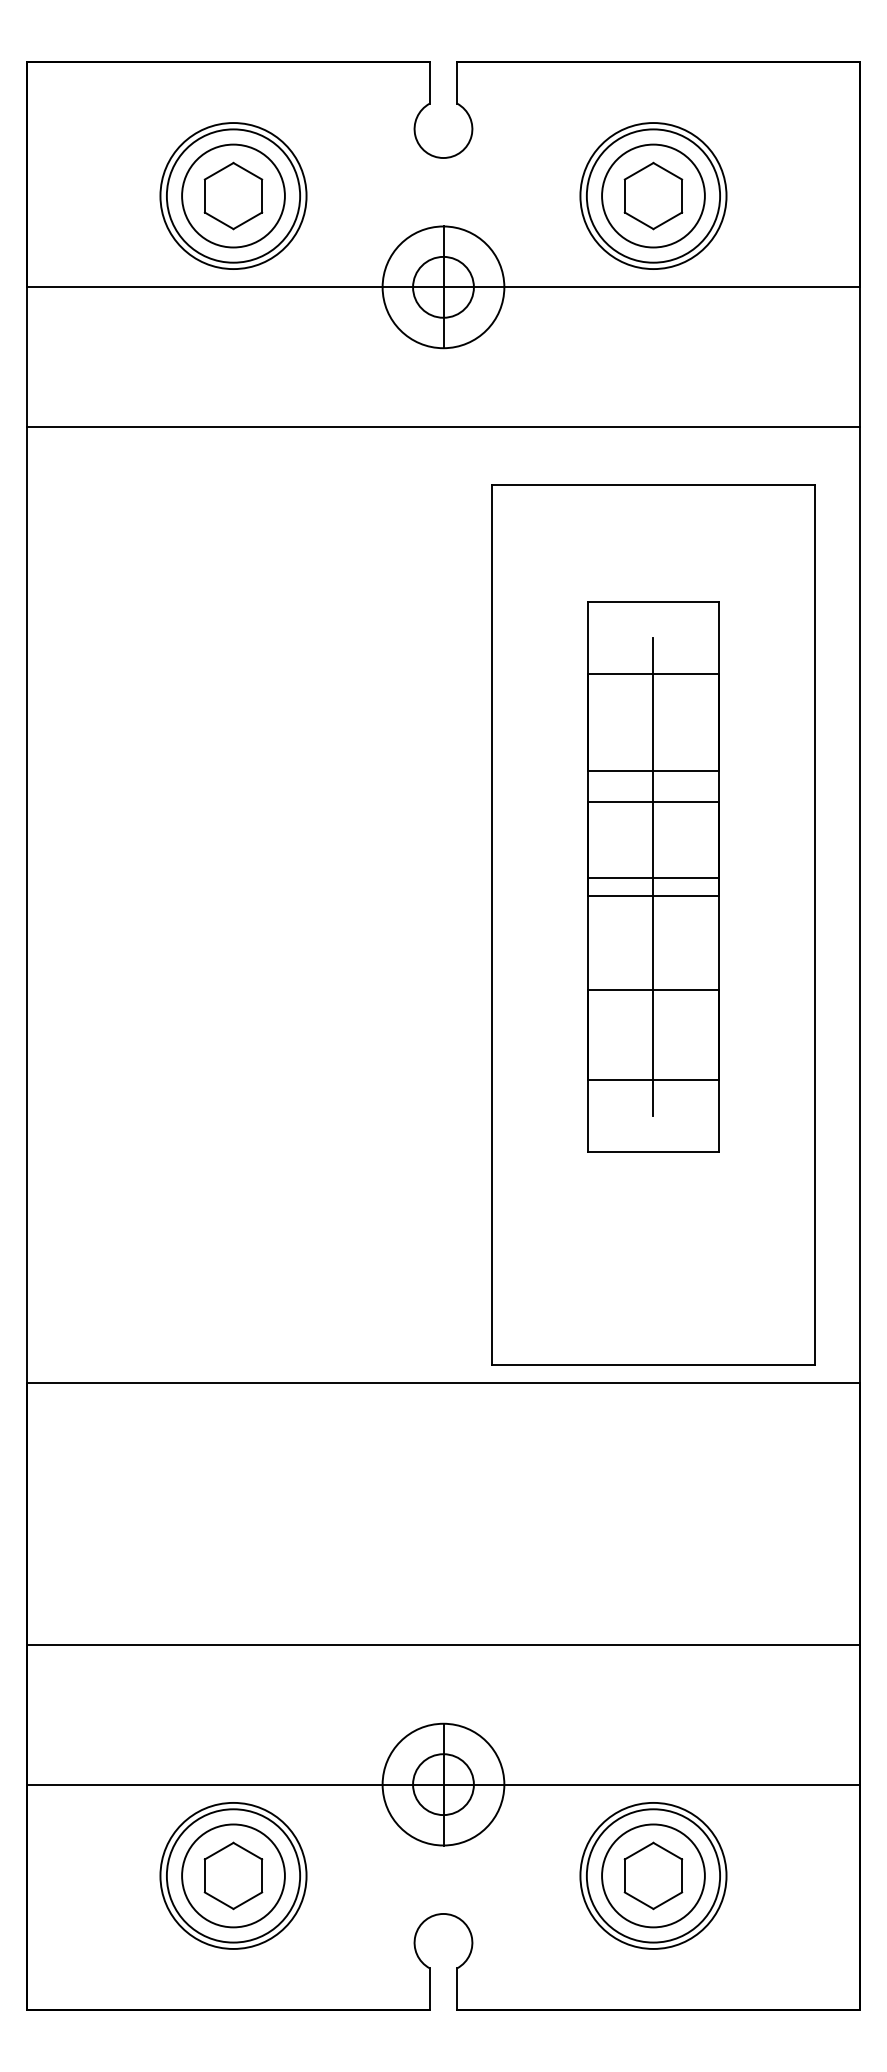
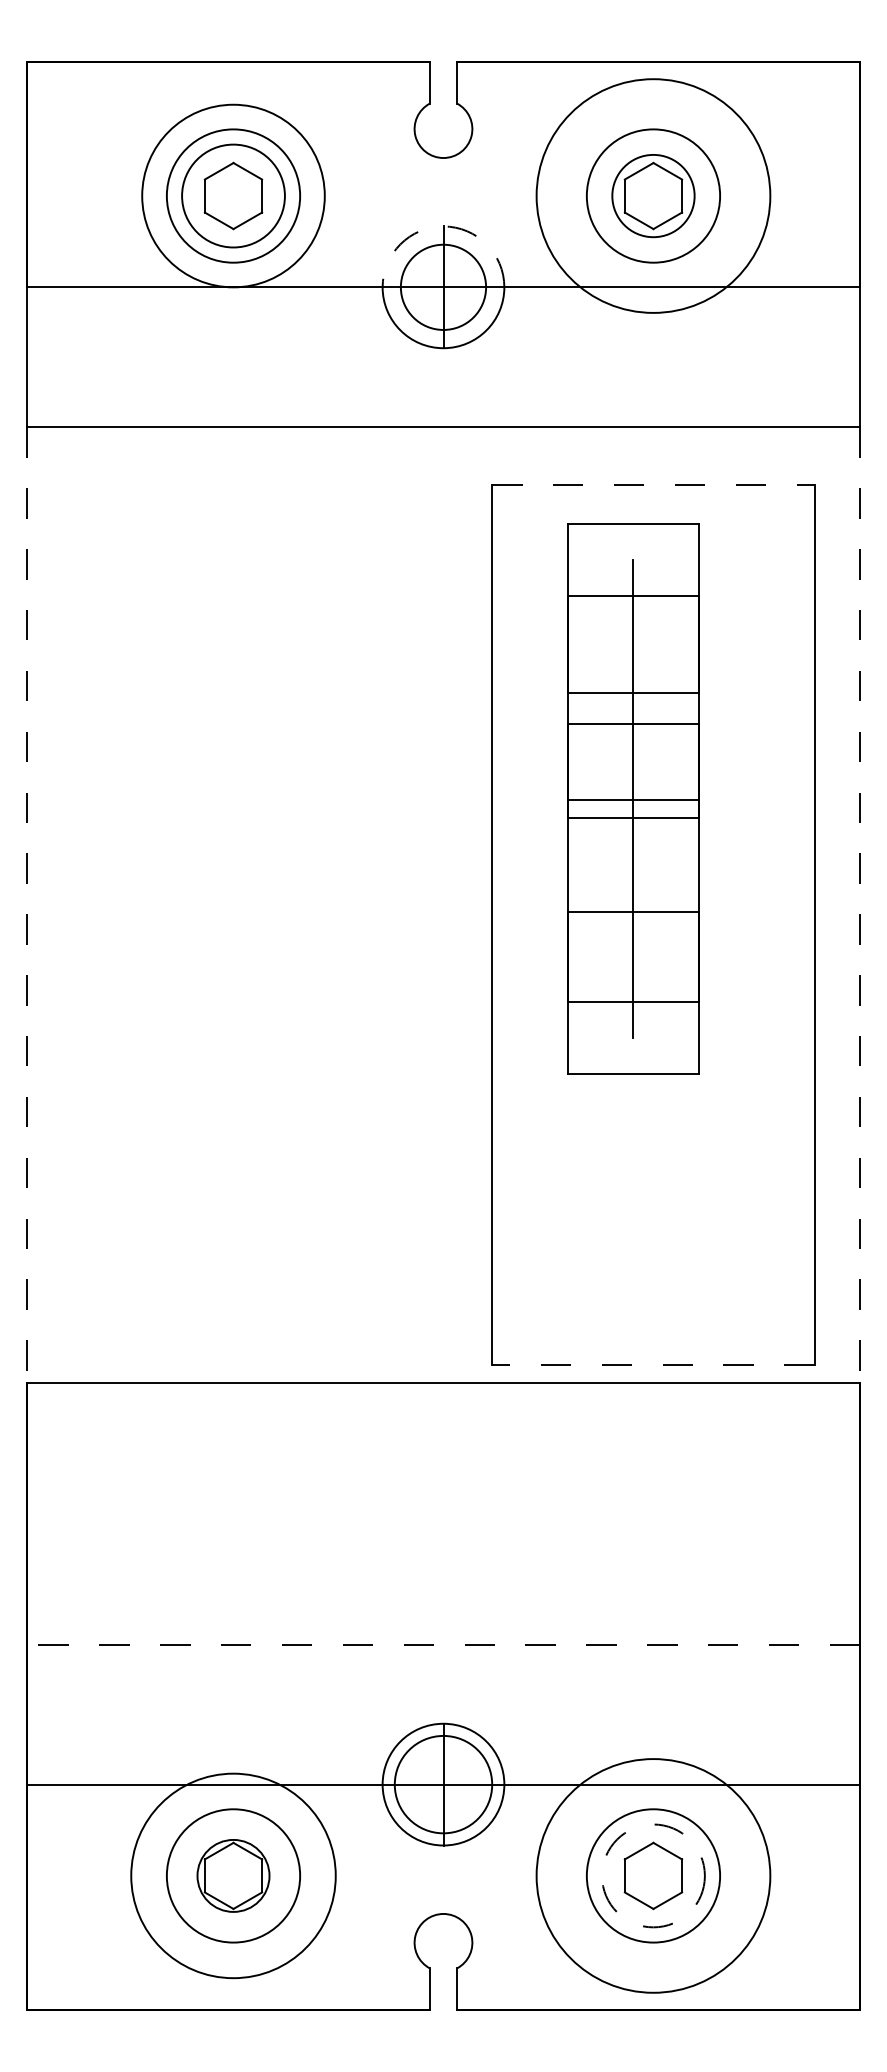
circle diameter: 103 px -> 82 px (653, 195)
circle diameter: 146 px -> 183 px (233, 195)
circle diameter: 146 px -> 234 px (653, 195)
arc: solid -> dashed (443, 226)
circle diameter: 61 px -> 85 px (443, 286)
line: solid -> dashed (653, 485)
part position: (653, 876) -> (633, 798) (633, 798)
line: solid -> dashed (26, 905)
line: solid -> dashed (860, 905)
line: solid -> dashed (652, 1364)
line: solid -> dashed (443, 1644)
circle diameter: 61 px -> 97 px (443, 1784)
circle diameter: 103 px -> 72 px (233, 1875)
circle diameter: 146 px -> 205 px (233, 1875)
circle diameter: 146 px -> 234 px (653, 1875)
circle: solid -> dashed (653, 1875)
